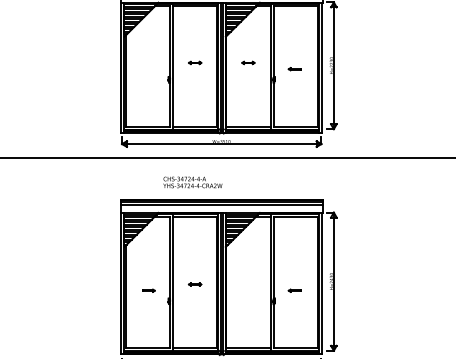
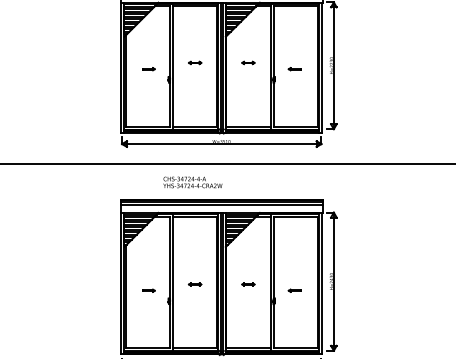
part: none -> present (148, 69)
line position: (227, 158) -> (227, 164) (227, 164)
part: none -> present (248, 284)
